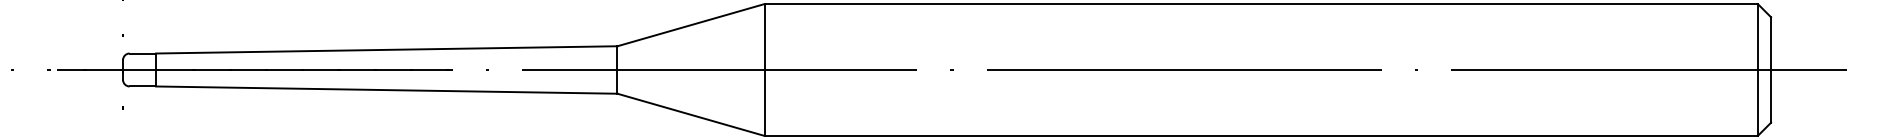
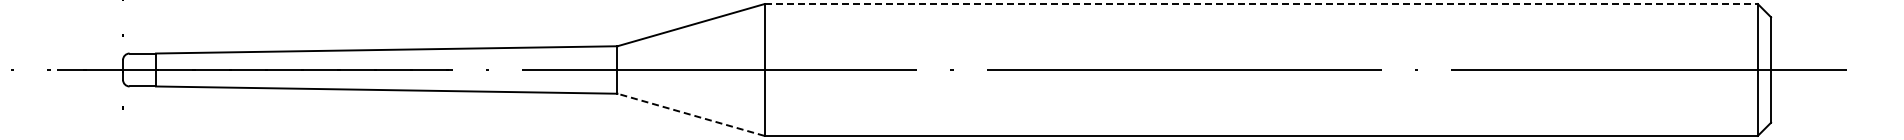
line: solid -> dashed (1261, 4)
line: solid -> dashed (691, 114)
